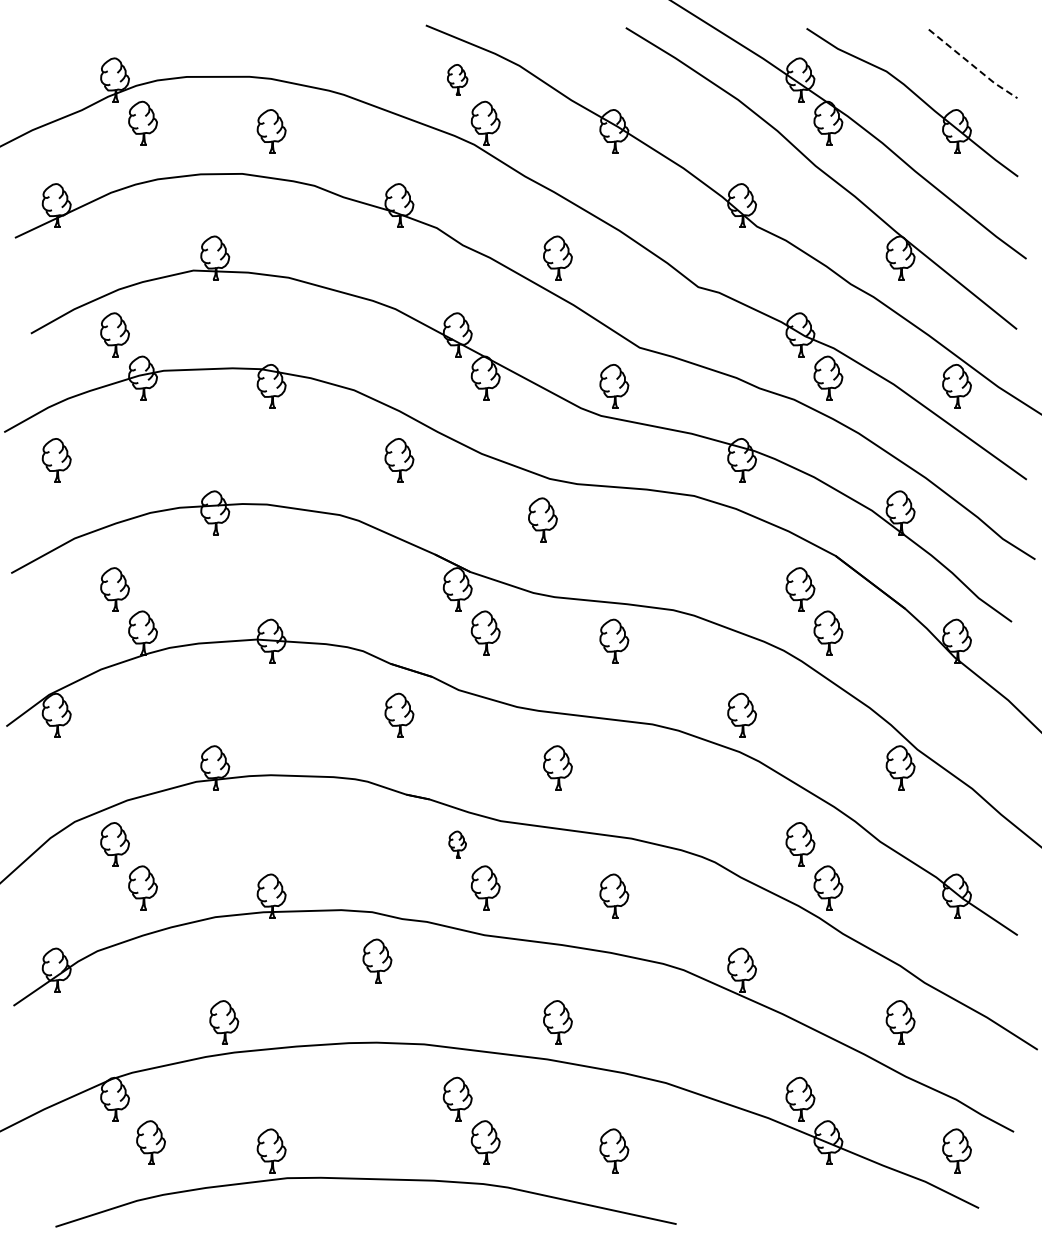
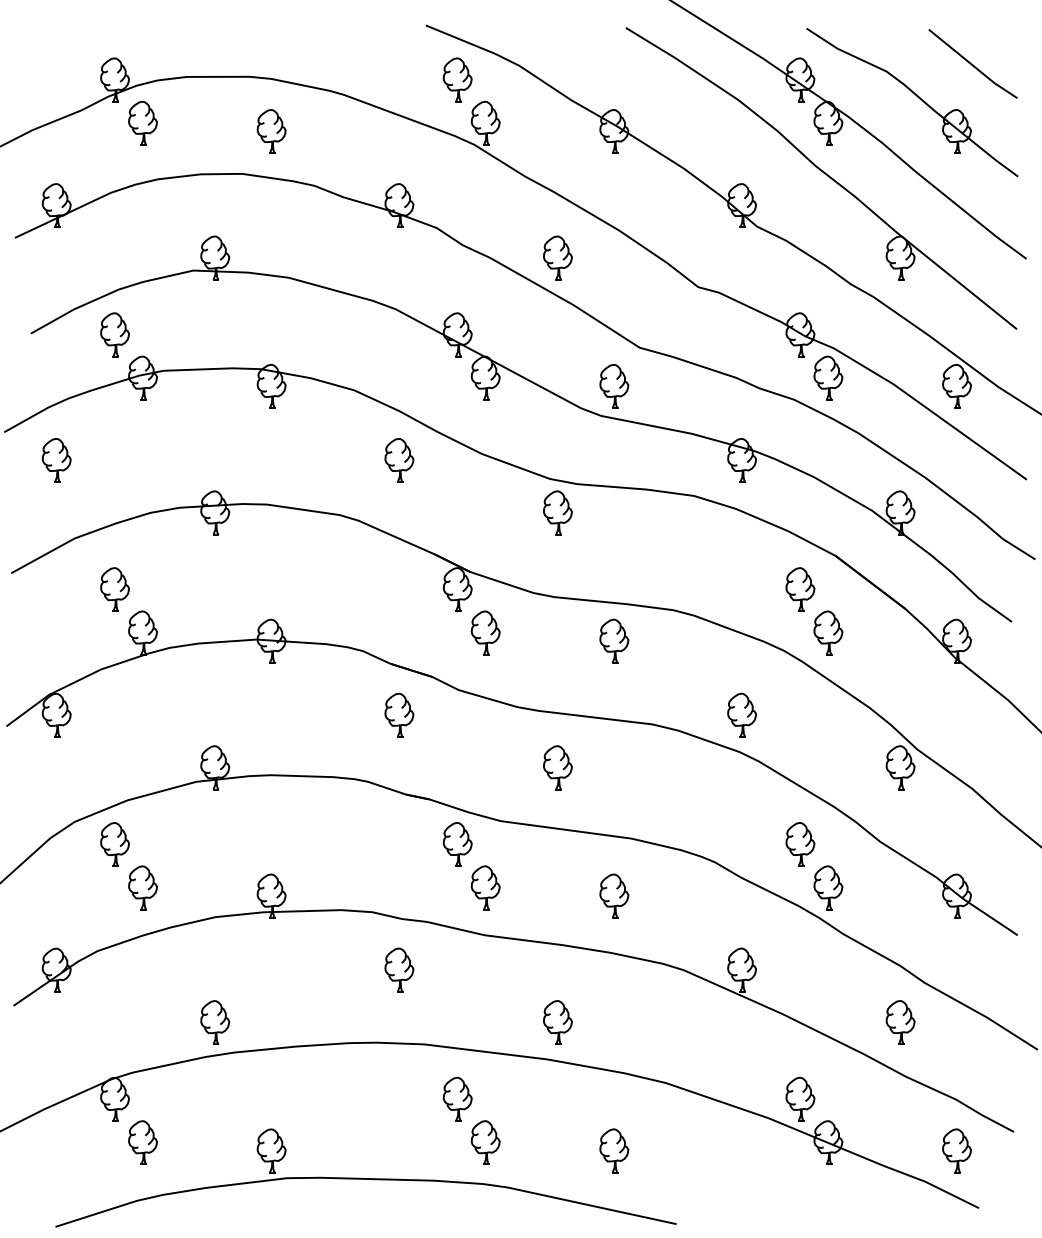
line: dashed -> solid (972, 65)
part size: 22x32 px -> 31x46 px (457, 79)
part position: (542, 519) -> (557, 512) (557, 512)
part size: 19x29 px -> 31x45 px (457, 844)
part position: (377, 960) -> (399, 969) (399, 969)
part position: (224, 1022) -> (215, 1022) (215, 1022)
part position: (150, 1142) -> (142, 1142) (142, 1142)
